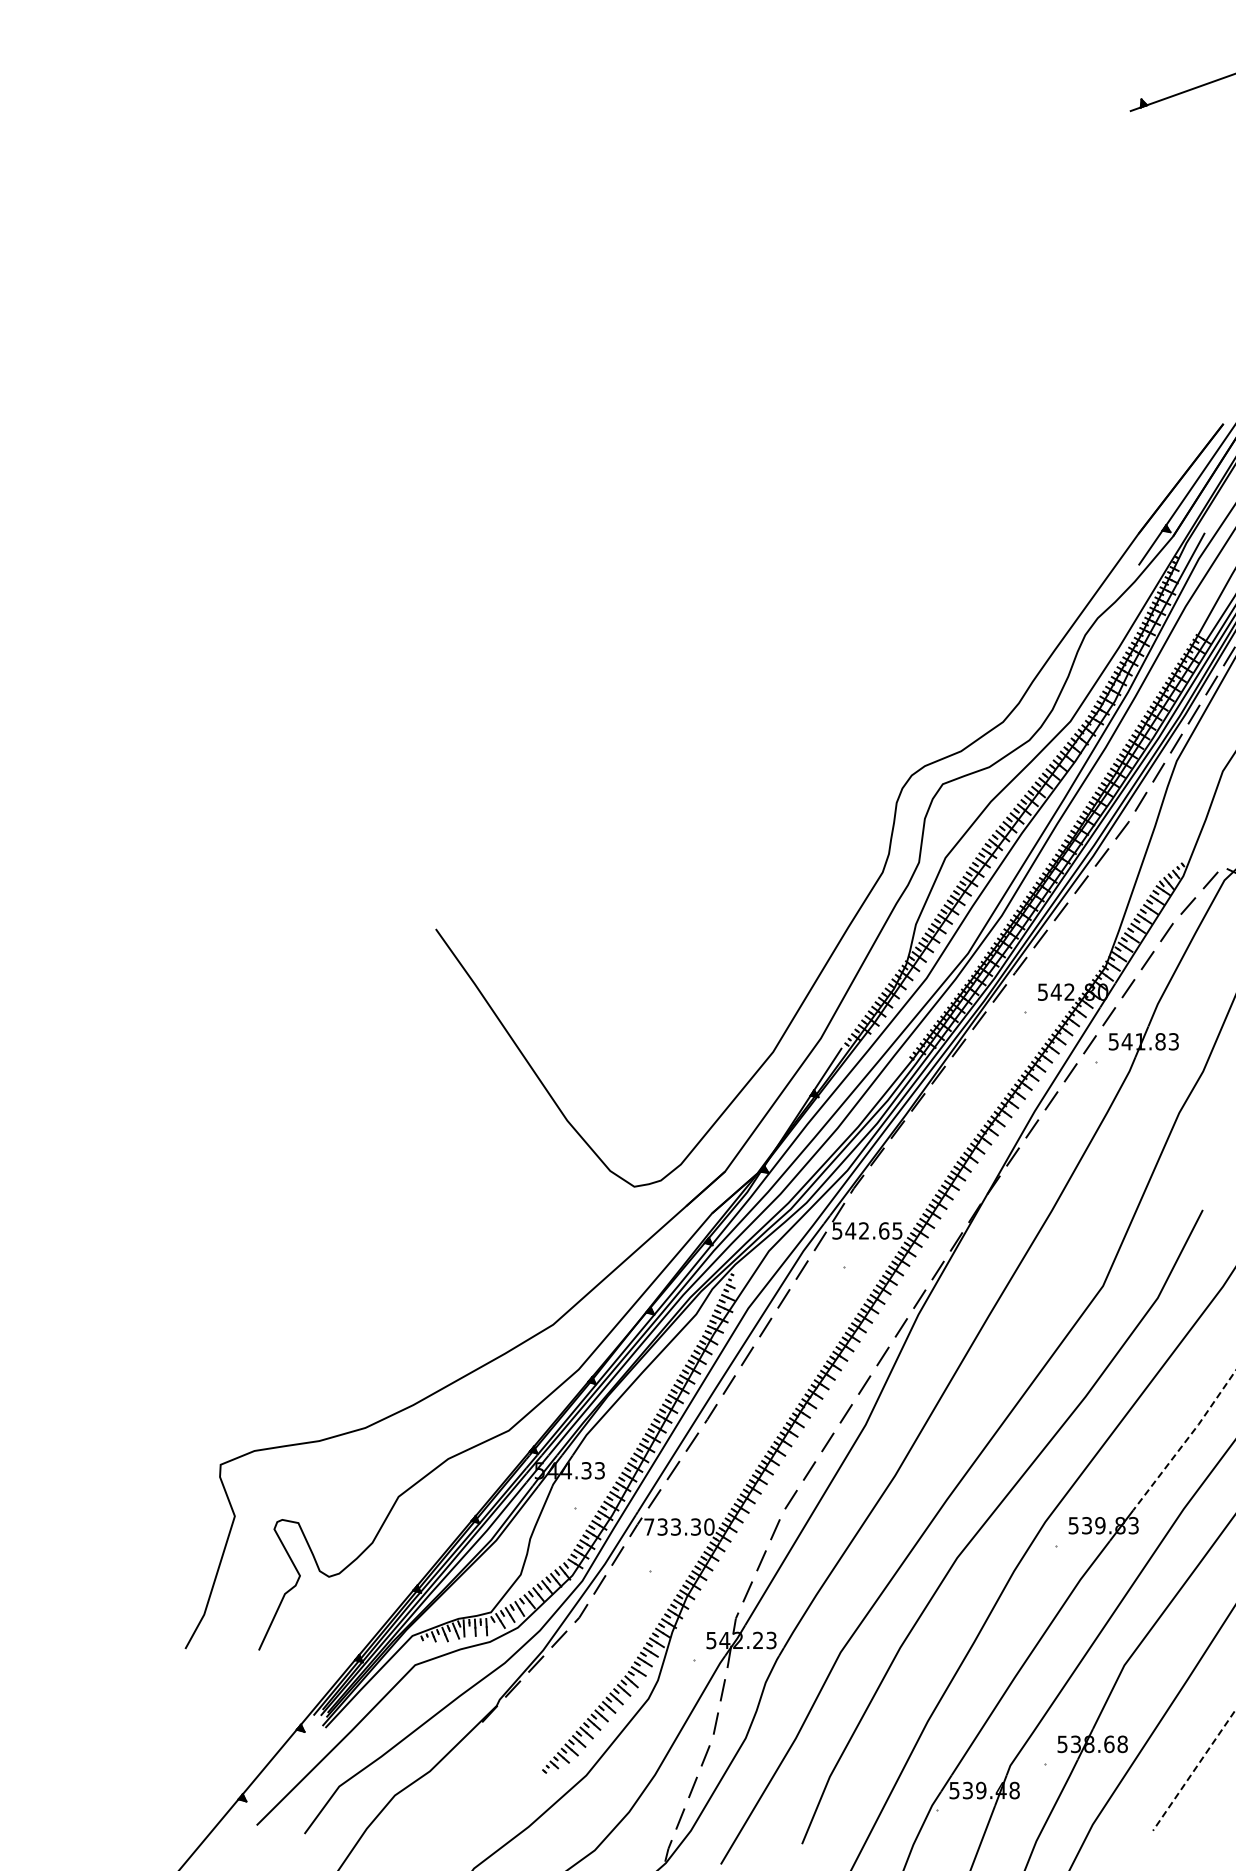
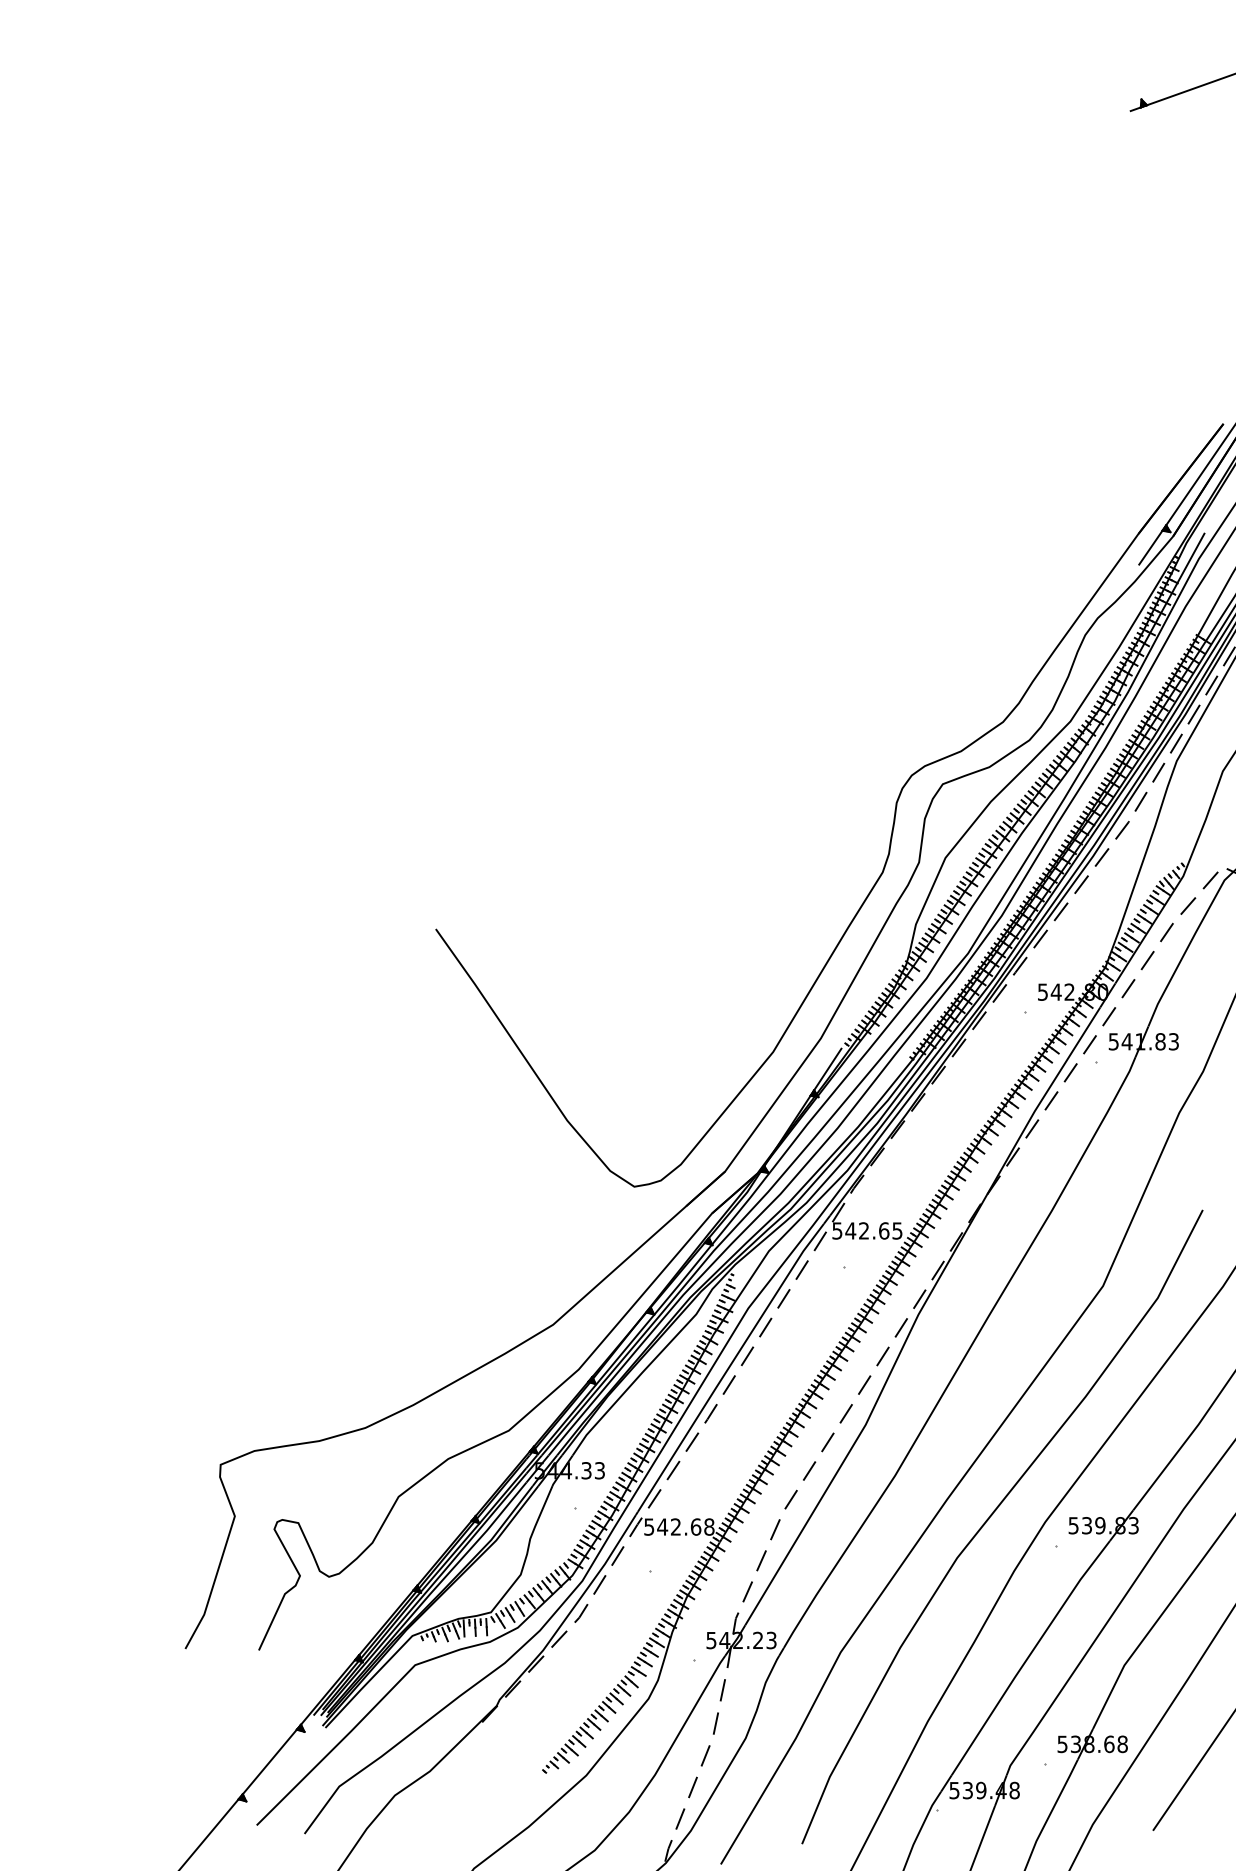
line: dashed -> solid (1185, 1441)
text: 733.30 -> 542.68 (679, 1526)
line: dashed -> solid (1194, 1770)
